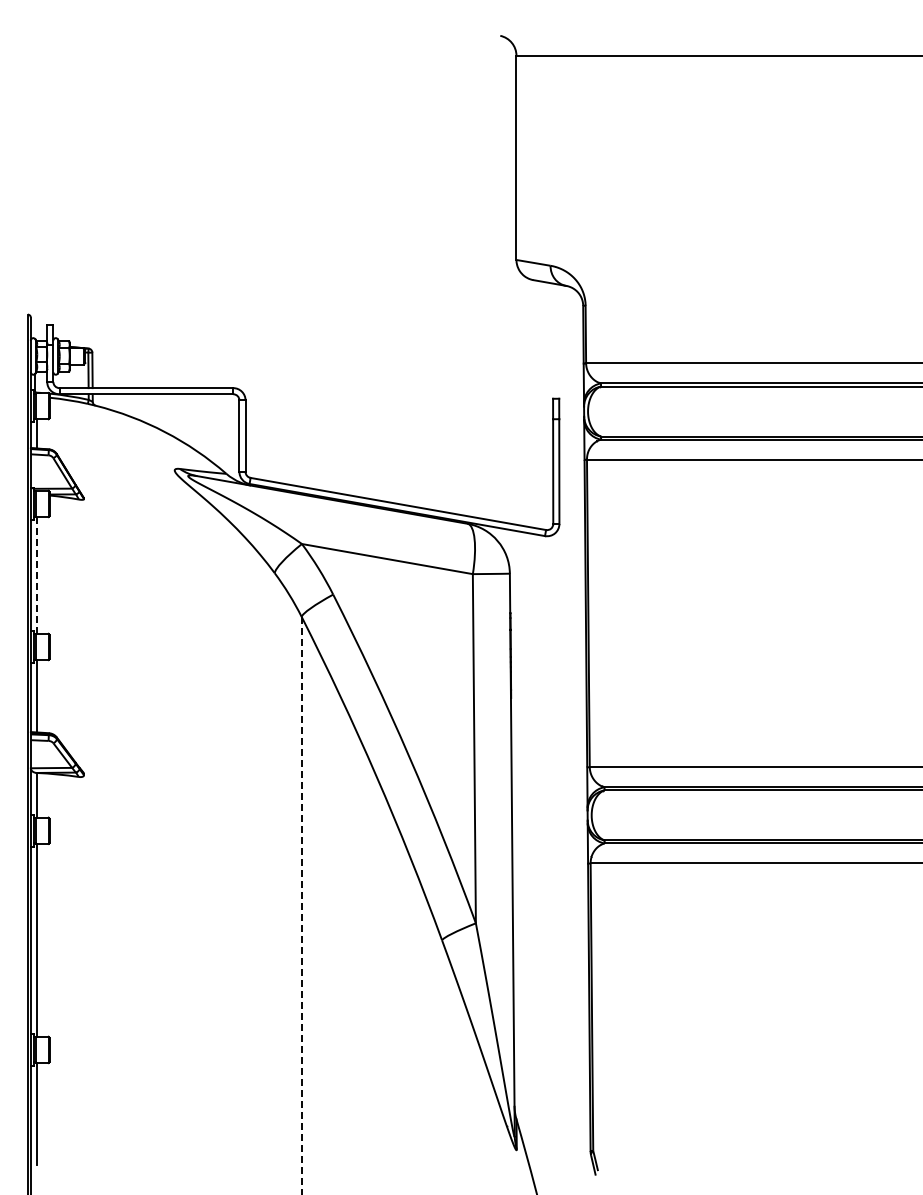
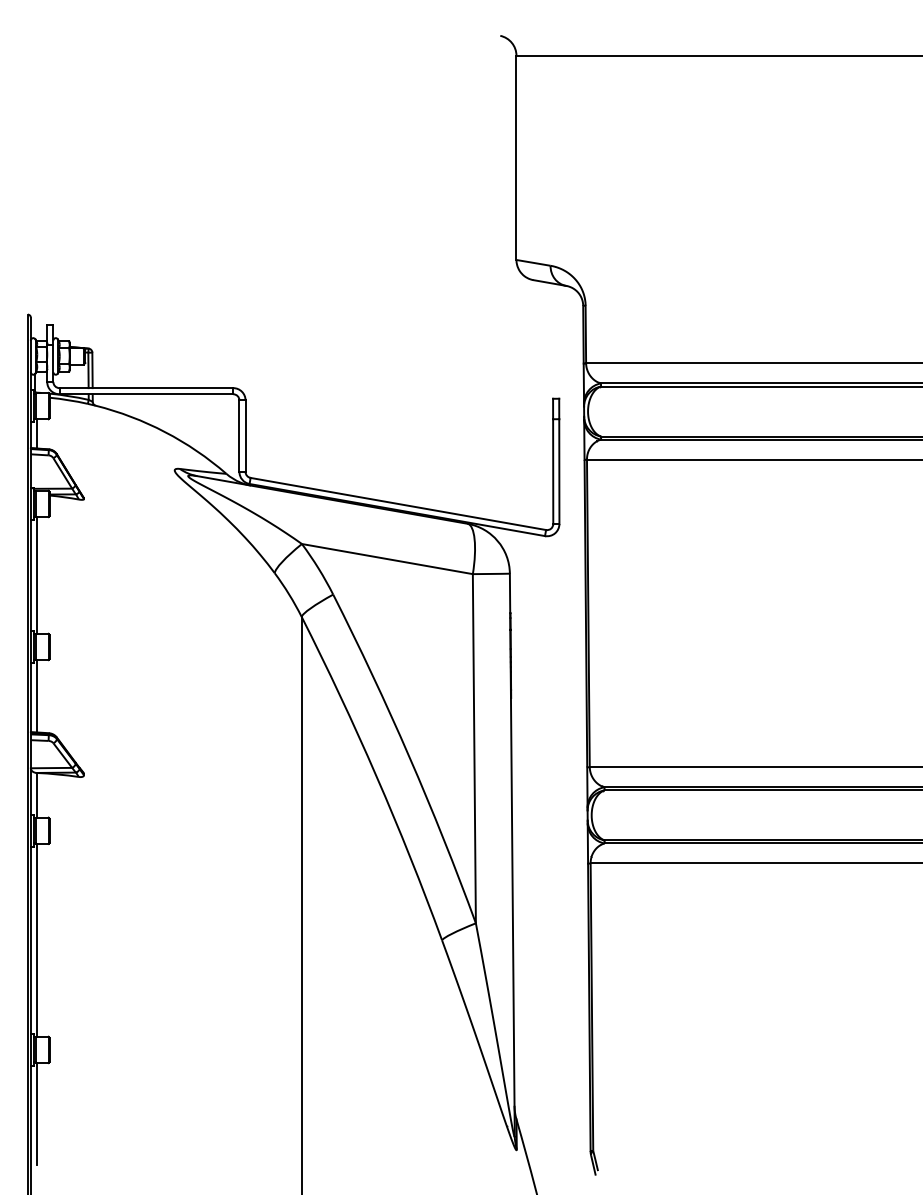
line: dashed -> solid (36, 574)
line: dashed -> solid (301, 905)
